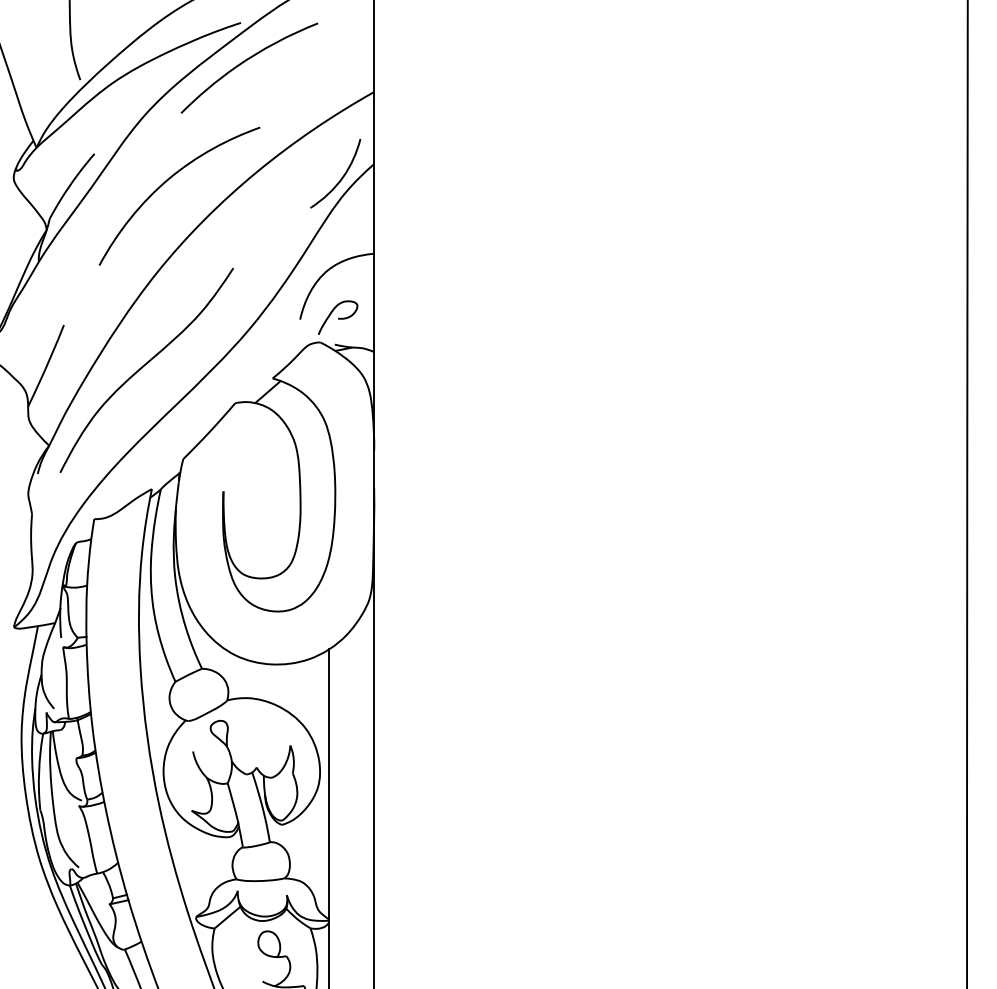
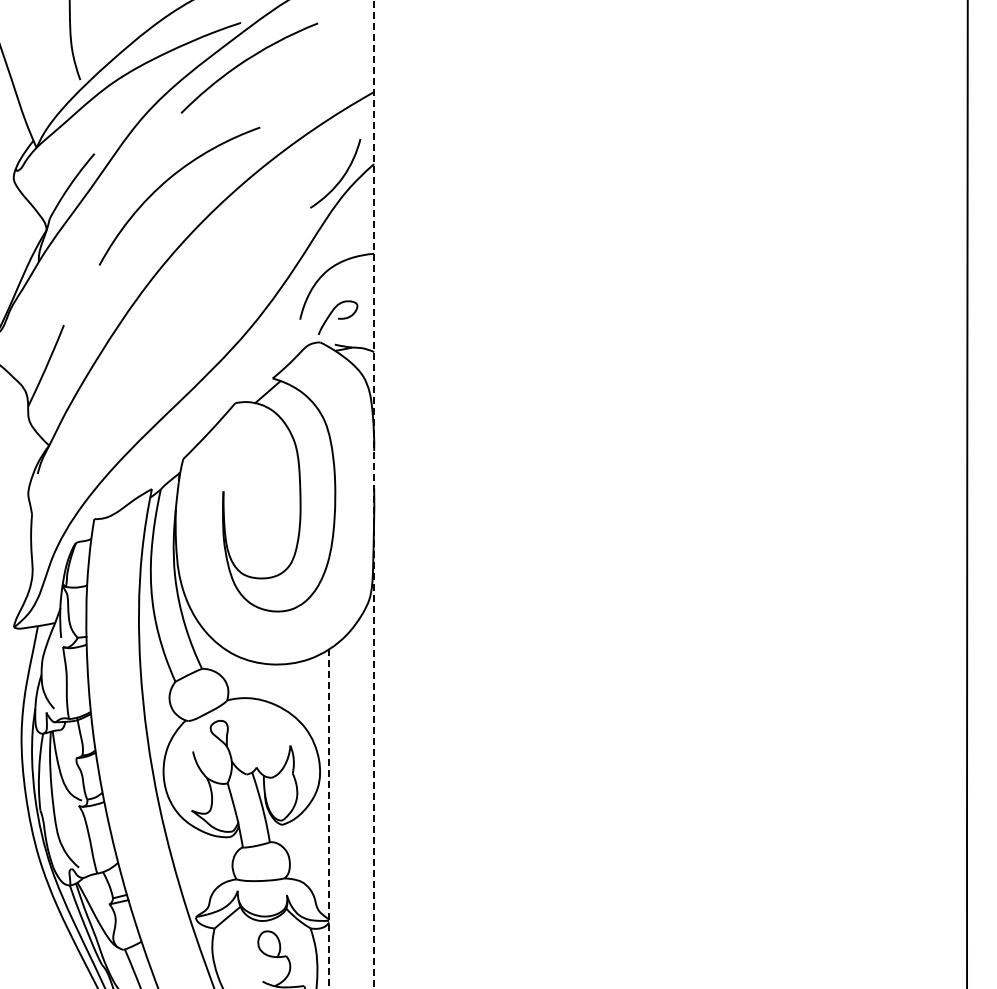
curve: present -> none (144, 366)
line: solid -> dashed (374, 494)
line: solid -> dashed (329, 818)
